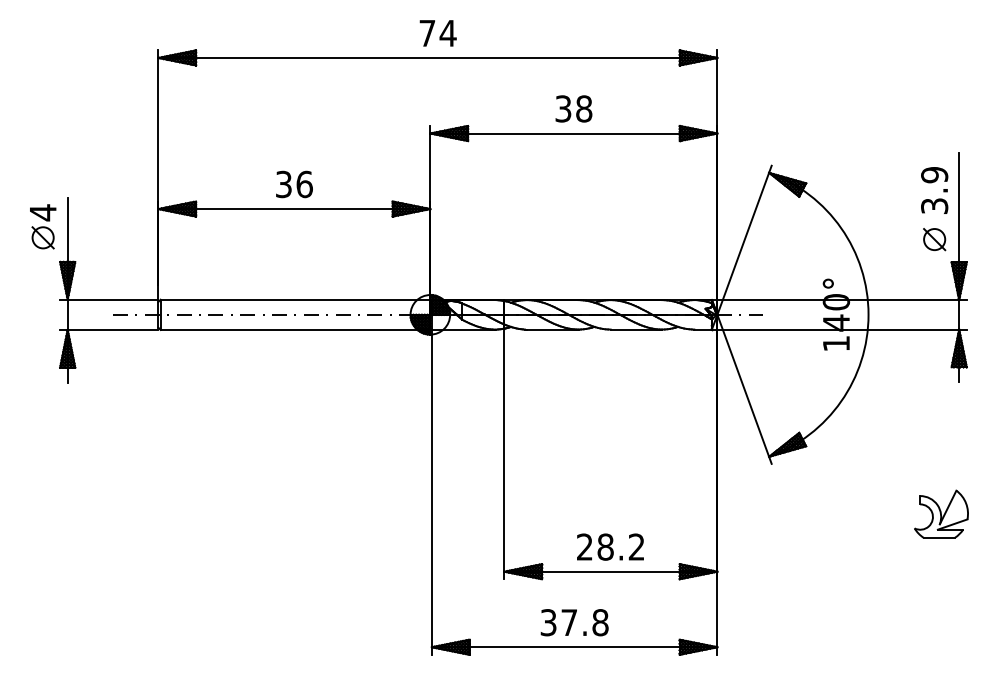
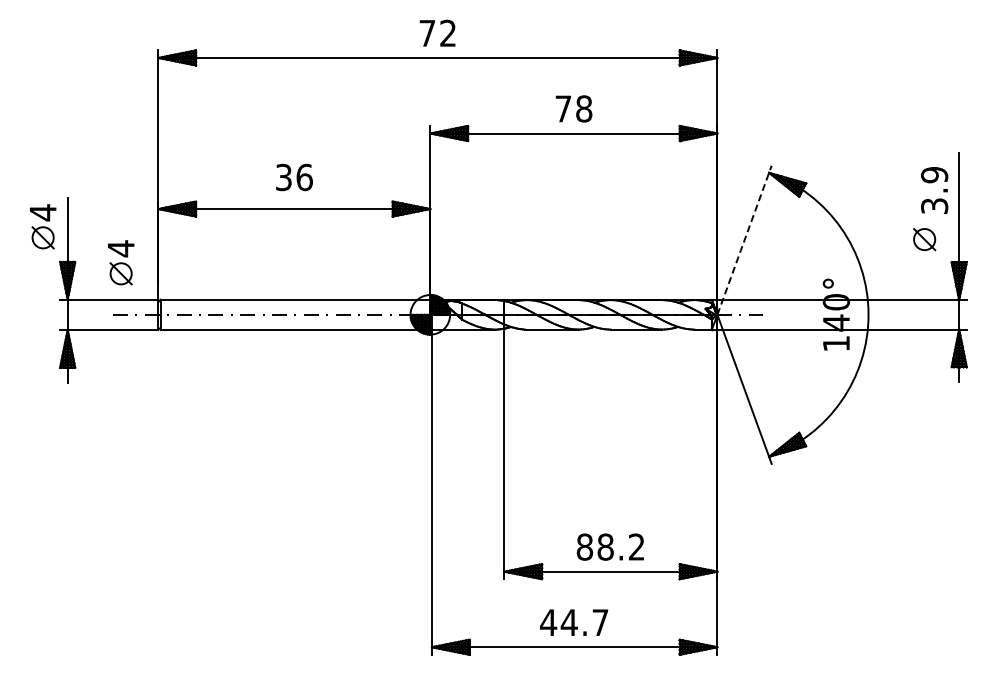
text: 74 -> 72 (447, 32)
text: 38 -> 78 (563, 108)
text position: (294, 184) -> (294, 177) (294, 177)
line: solid -> dashed (744, 239)
part position: (934, 239) -> (924, 239) (924, 239)
part: none -> present (121, 262)
part: present -> none (941, 513)
text: 28.2 -> 88.2 (584, 546)
text: 37.8 -> 44.7 (574, 622)
